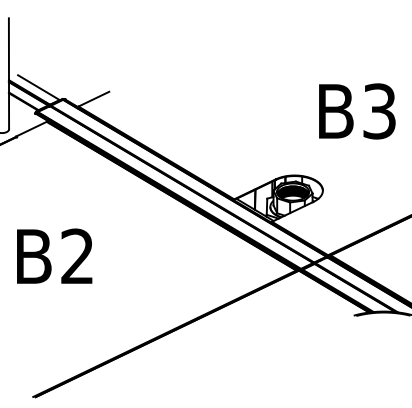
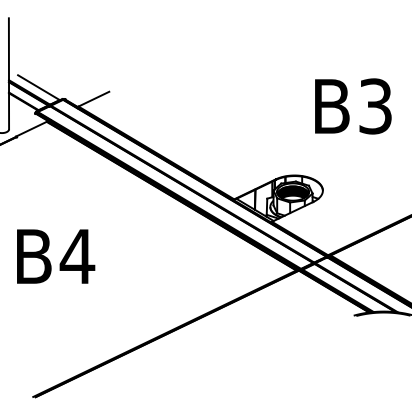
text position: (357, 111) -> (353, 106) (353, 106)
text: B2 -> B4 (77, 255)
